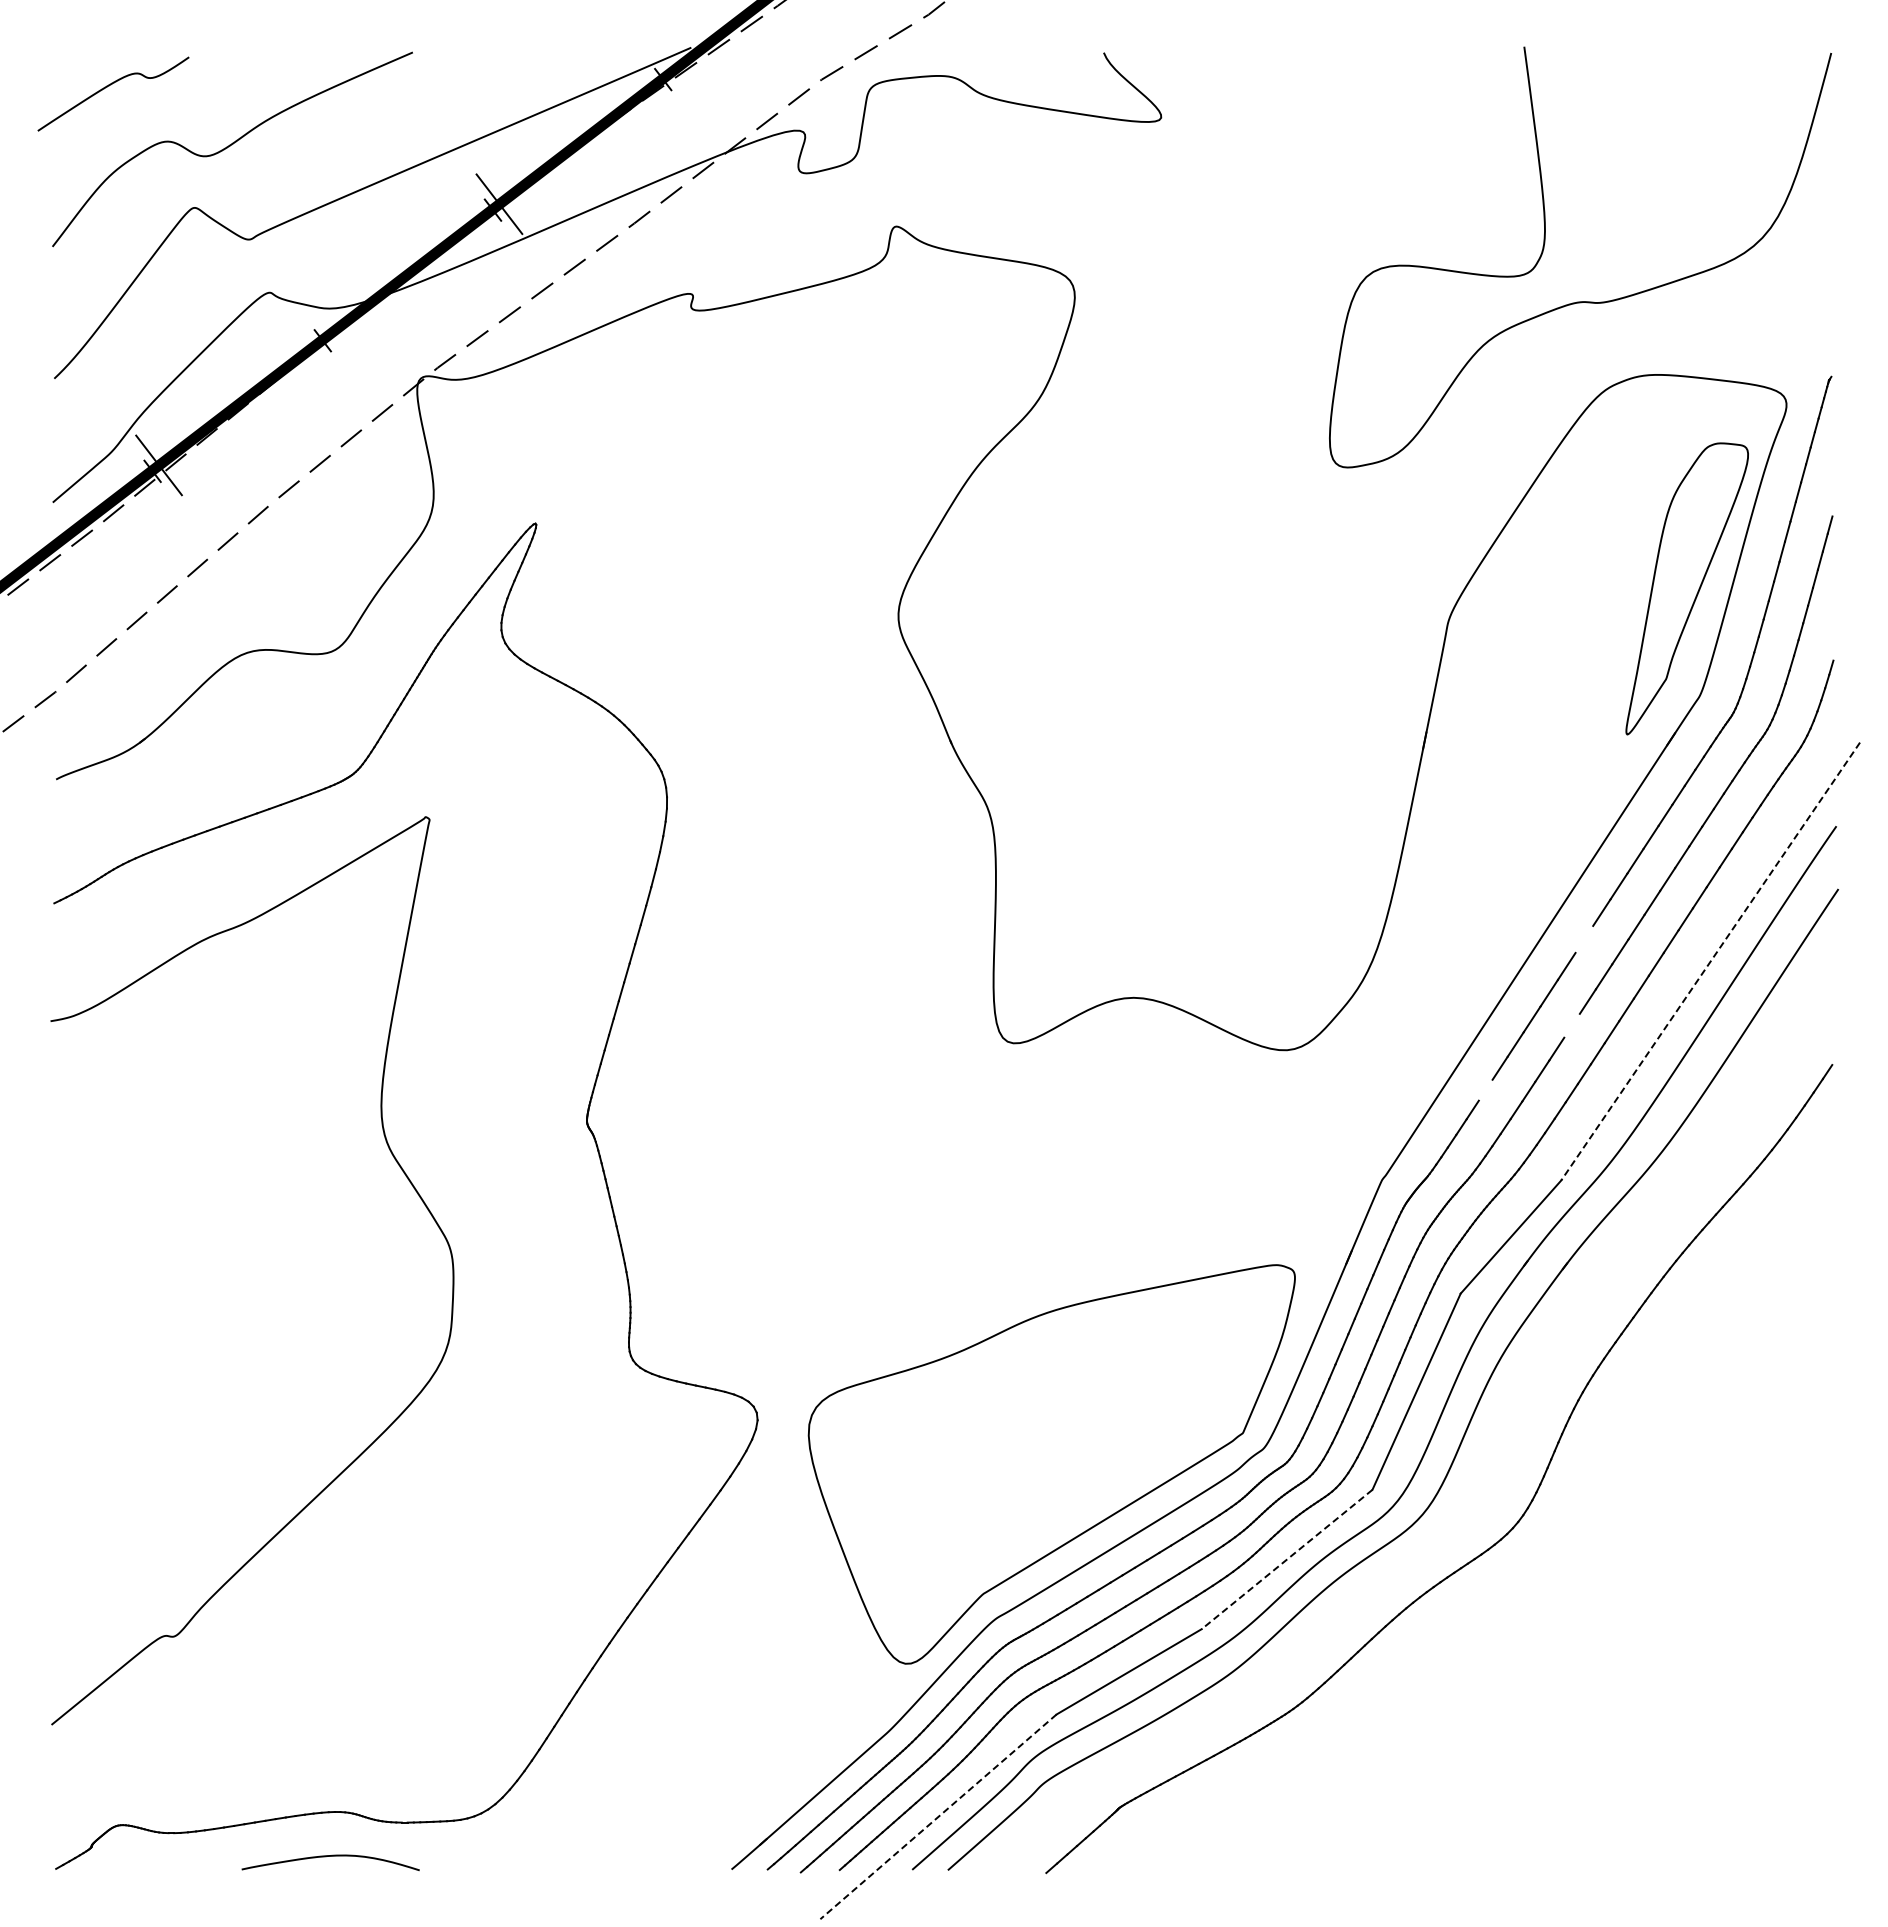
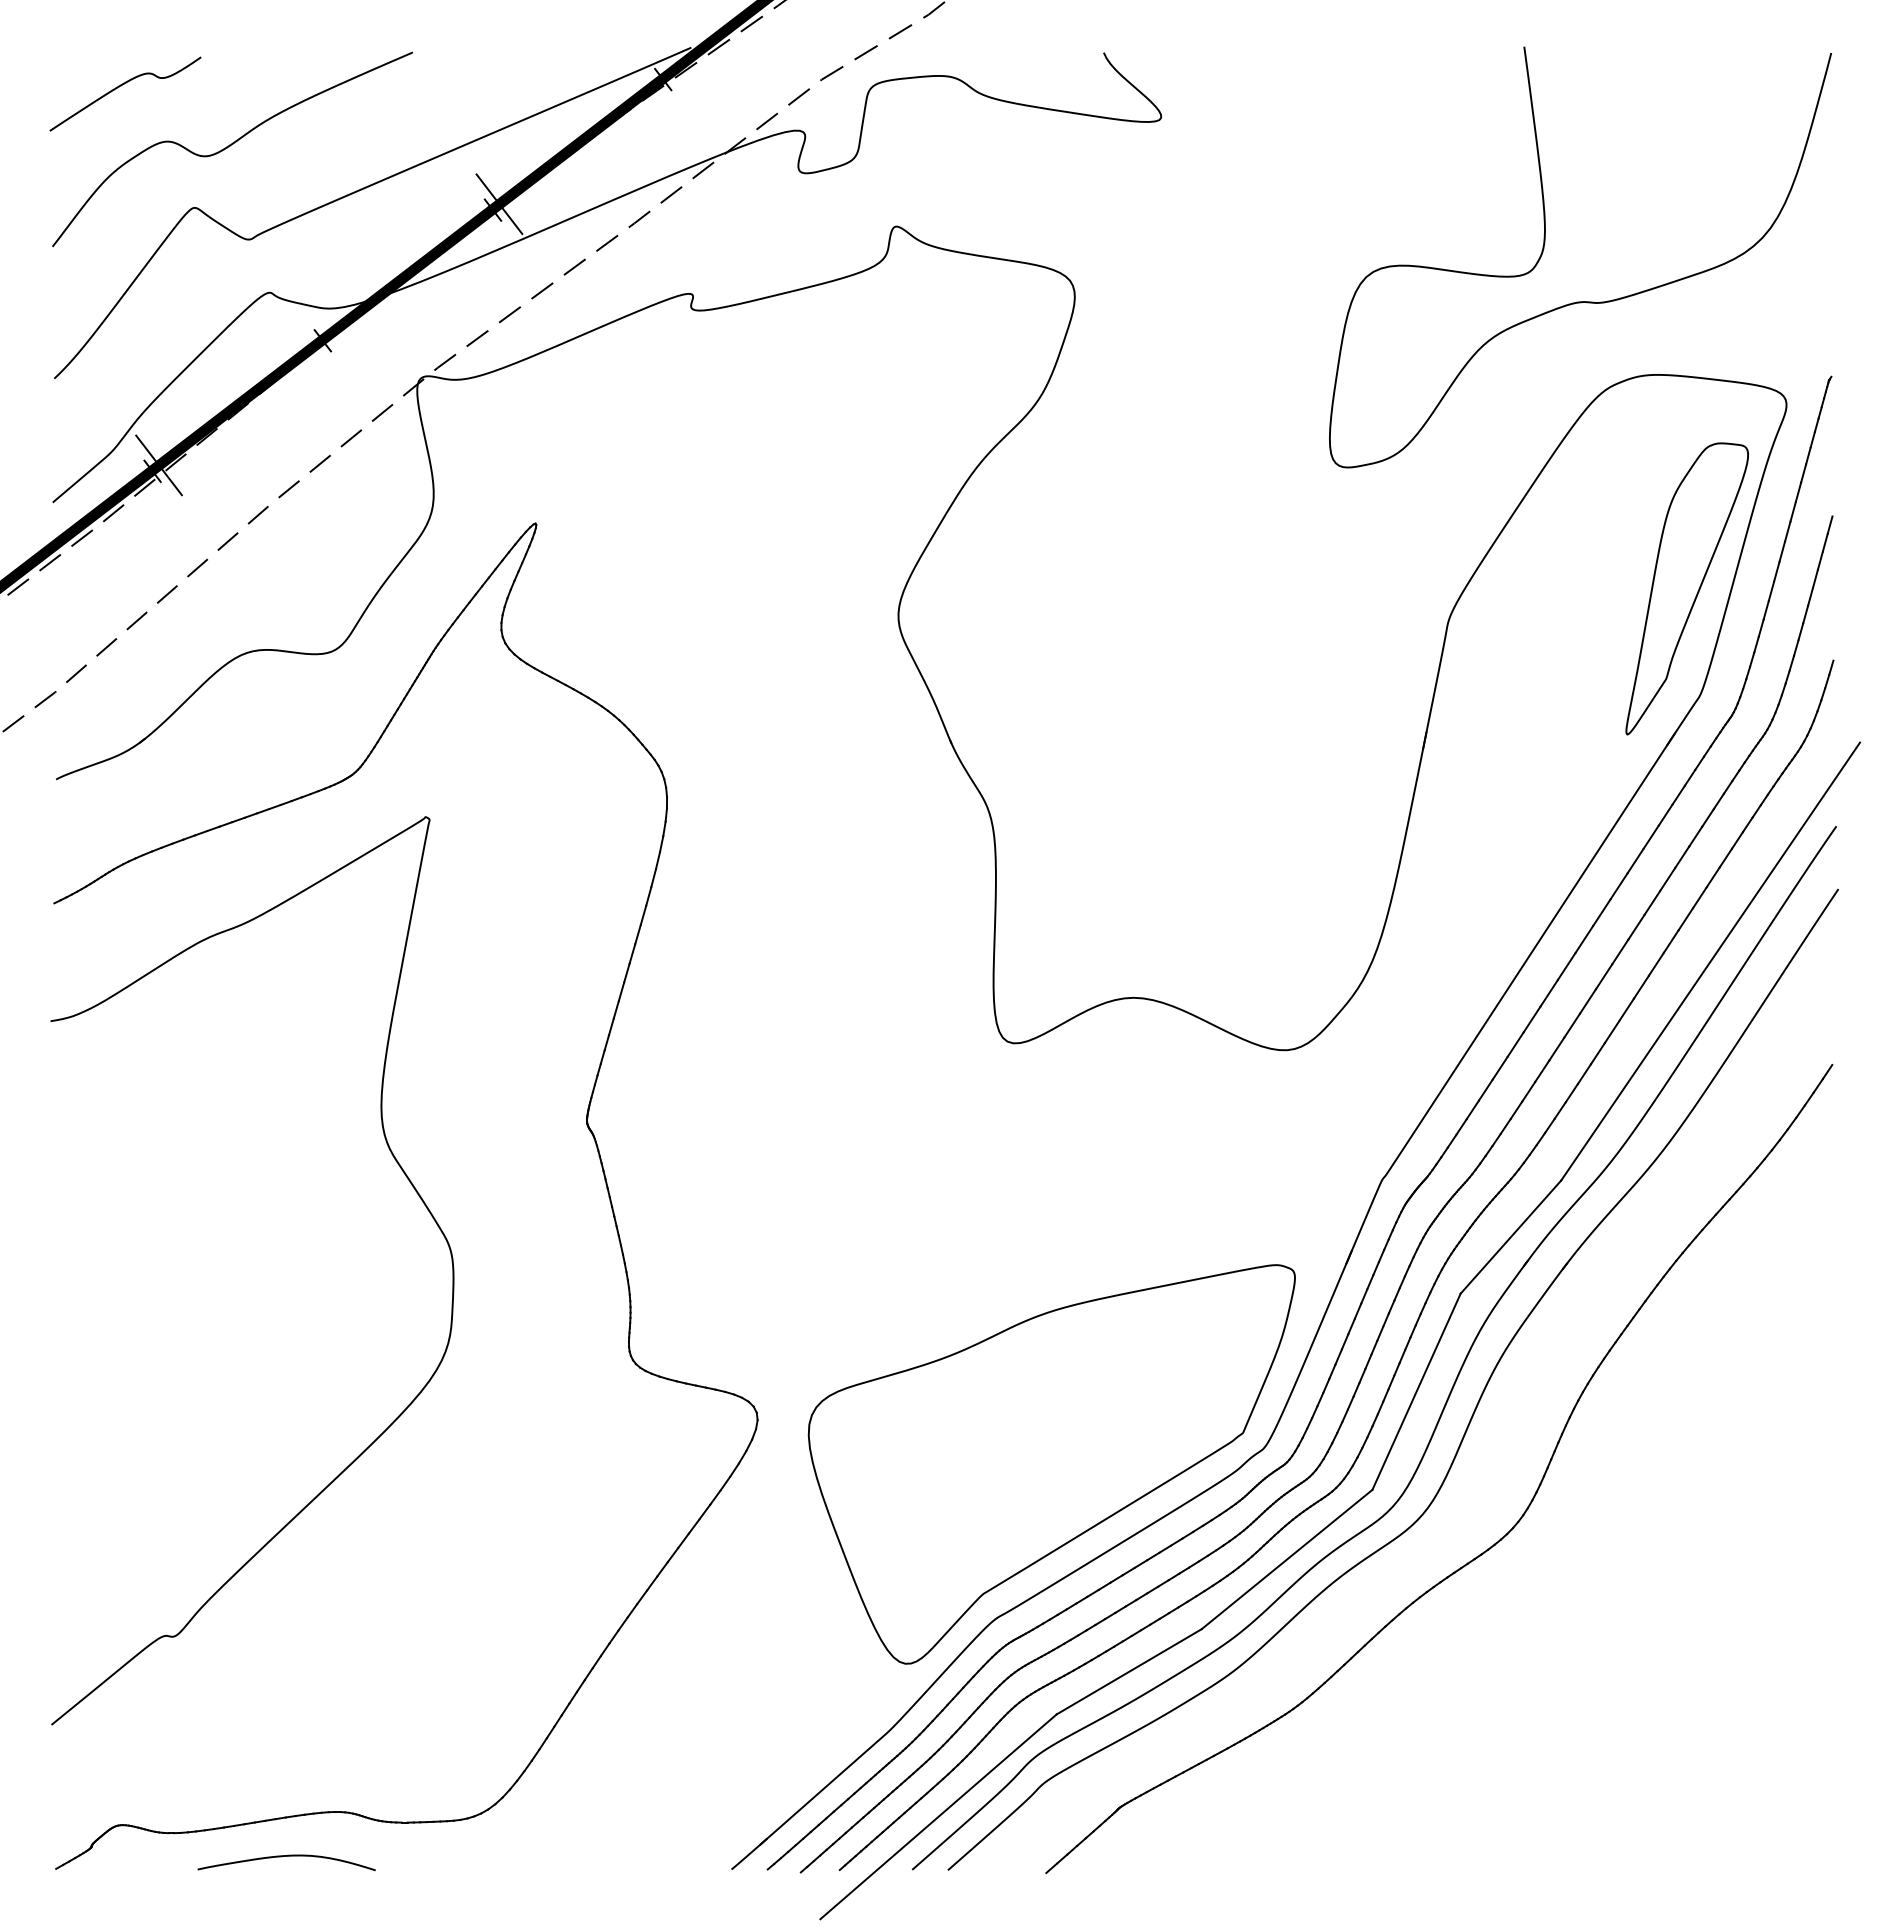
curve position: (109, 86) -> (121, 86) (121, 86)
line: none -> present (1584, 938)
line: dashed -> solid (1710, 961)
line: none -> present (1571, 1025)
line: none -> present (1485, 1089)
line: dashed -> solid (1286, 1559)
line: dashed -> solid (938, 1817)
curve position: (330, 1856) -> (286, 1856) (286, 1856)
